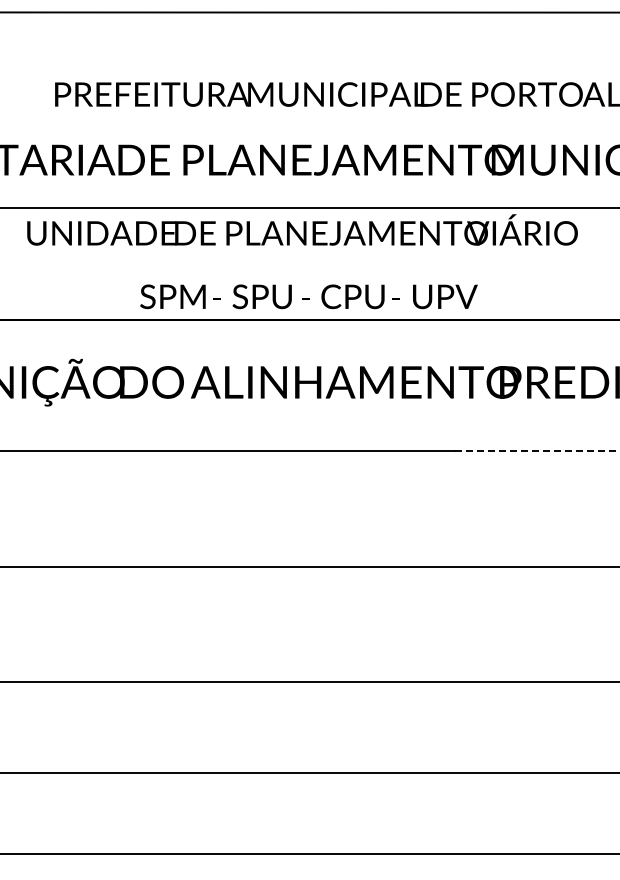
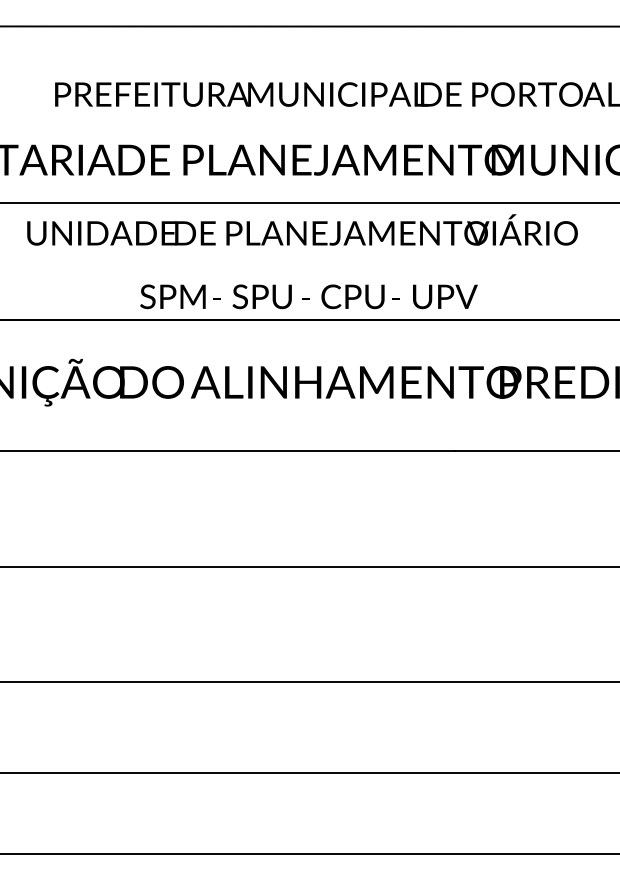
line position: (309, 12) -> (309, 26) (309, 26)
line position: (309, 207) -> (309, 202) (309, 202)
line: dashed -> solid (538, 451)
